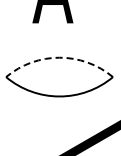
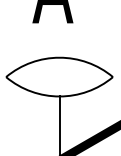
arc: dashed -> solid (59, 57)
line: none -> present (59, 124)
